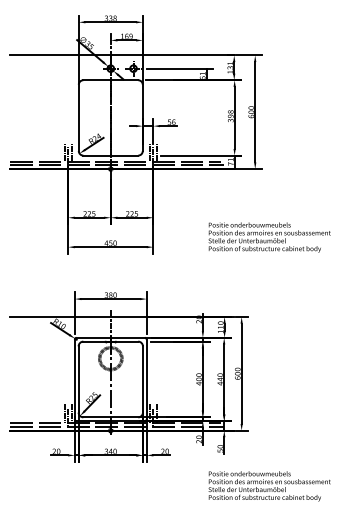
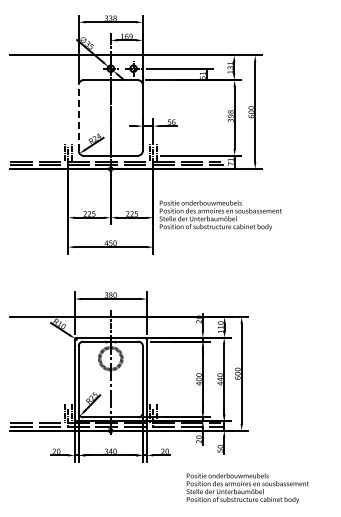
line: solid -> dashed (78, 117)
text position: (269, 237) -> (220, 215) (220, 215)
text position: (269, 486) -> (247, 488) (247, 488)
